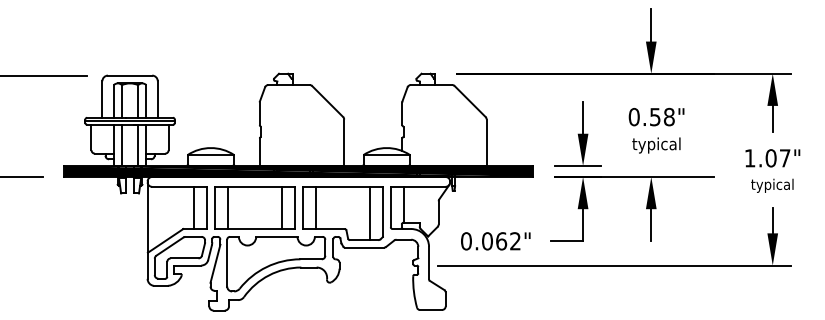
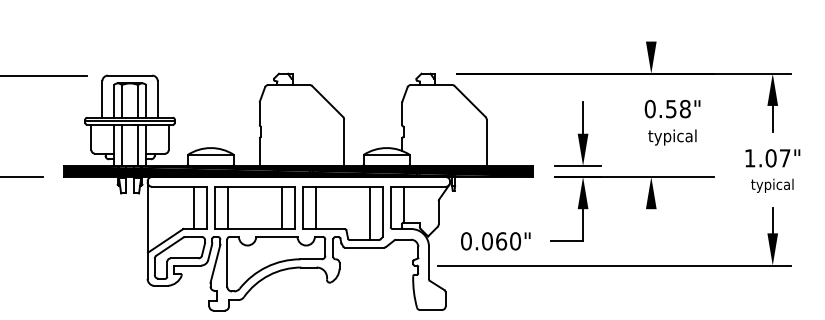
line: present -> none (651, 25)
text position: (656, 130) -> (672, 122) (672, 122)
line: present -> none (651, 225)
text: 0.062" -> 0.060" (515, 241)
